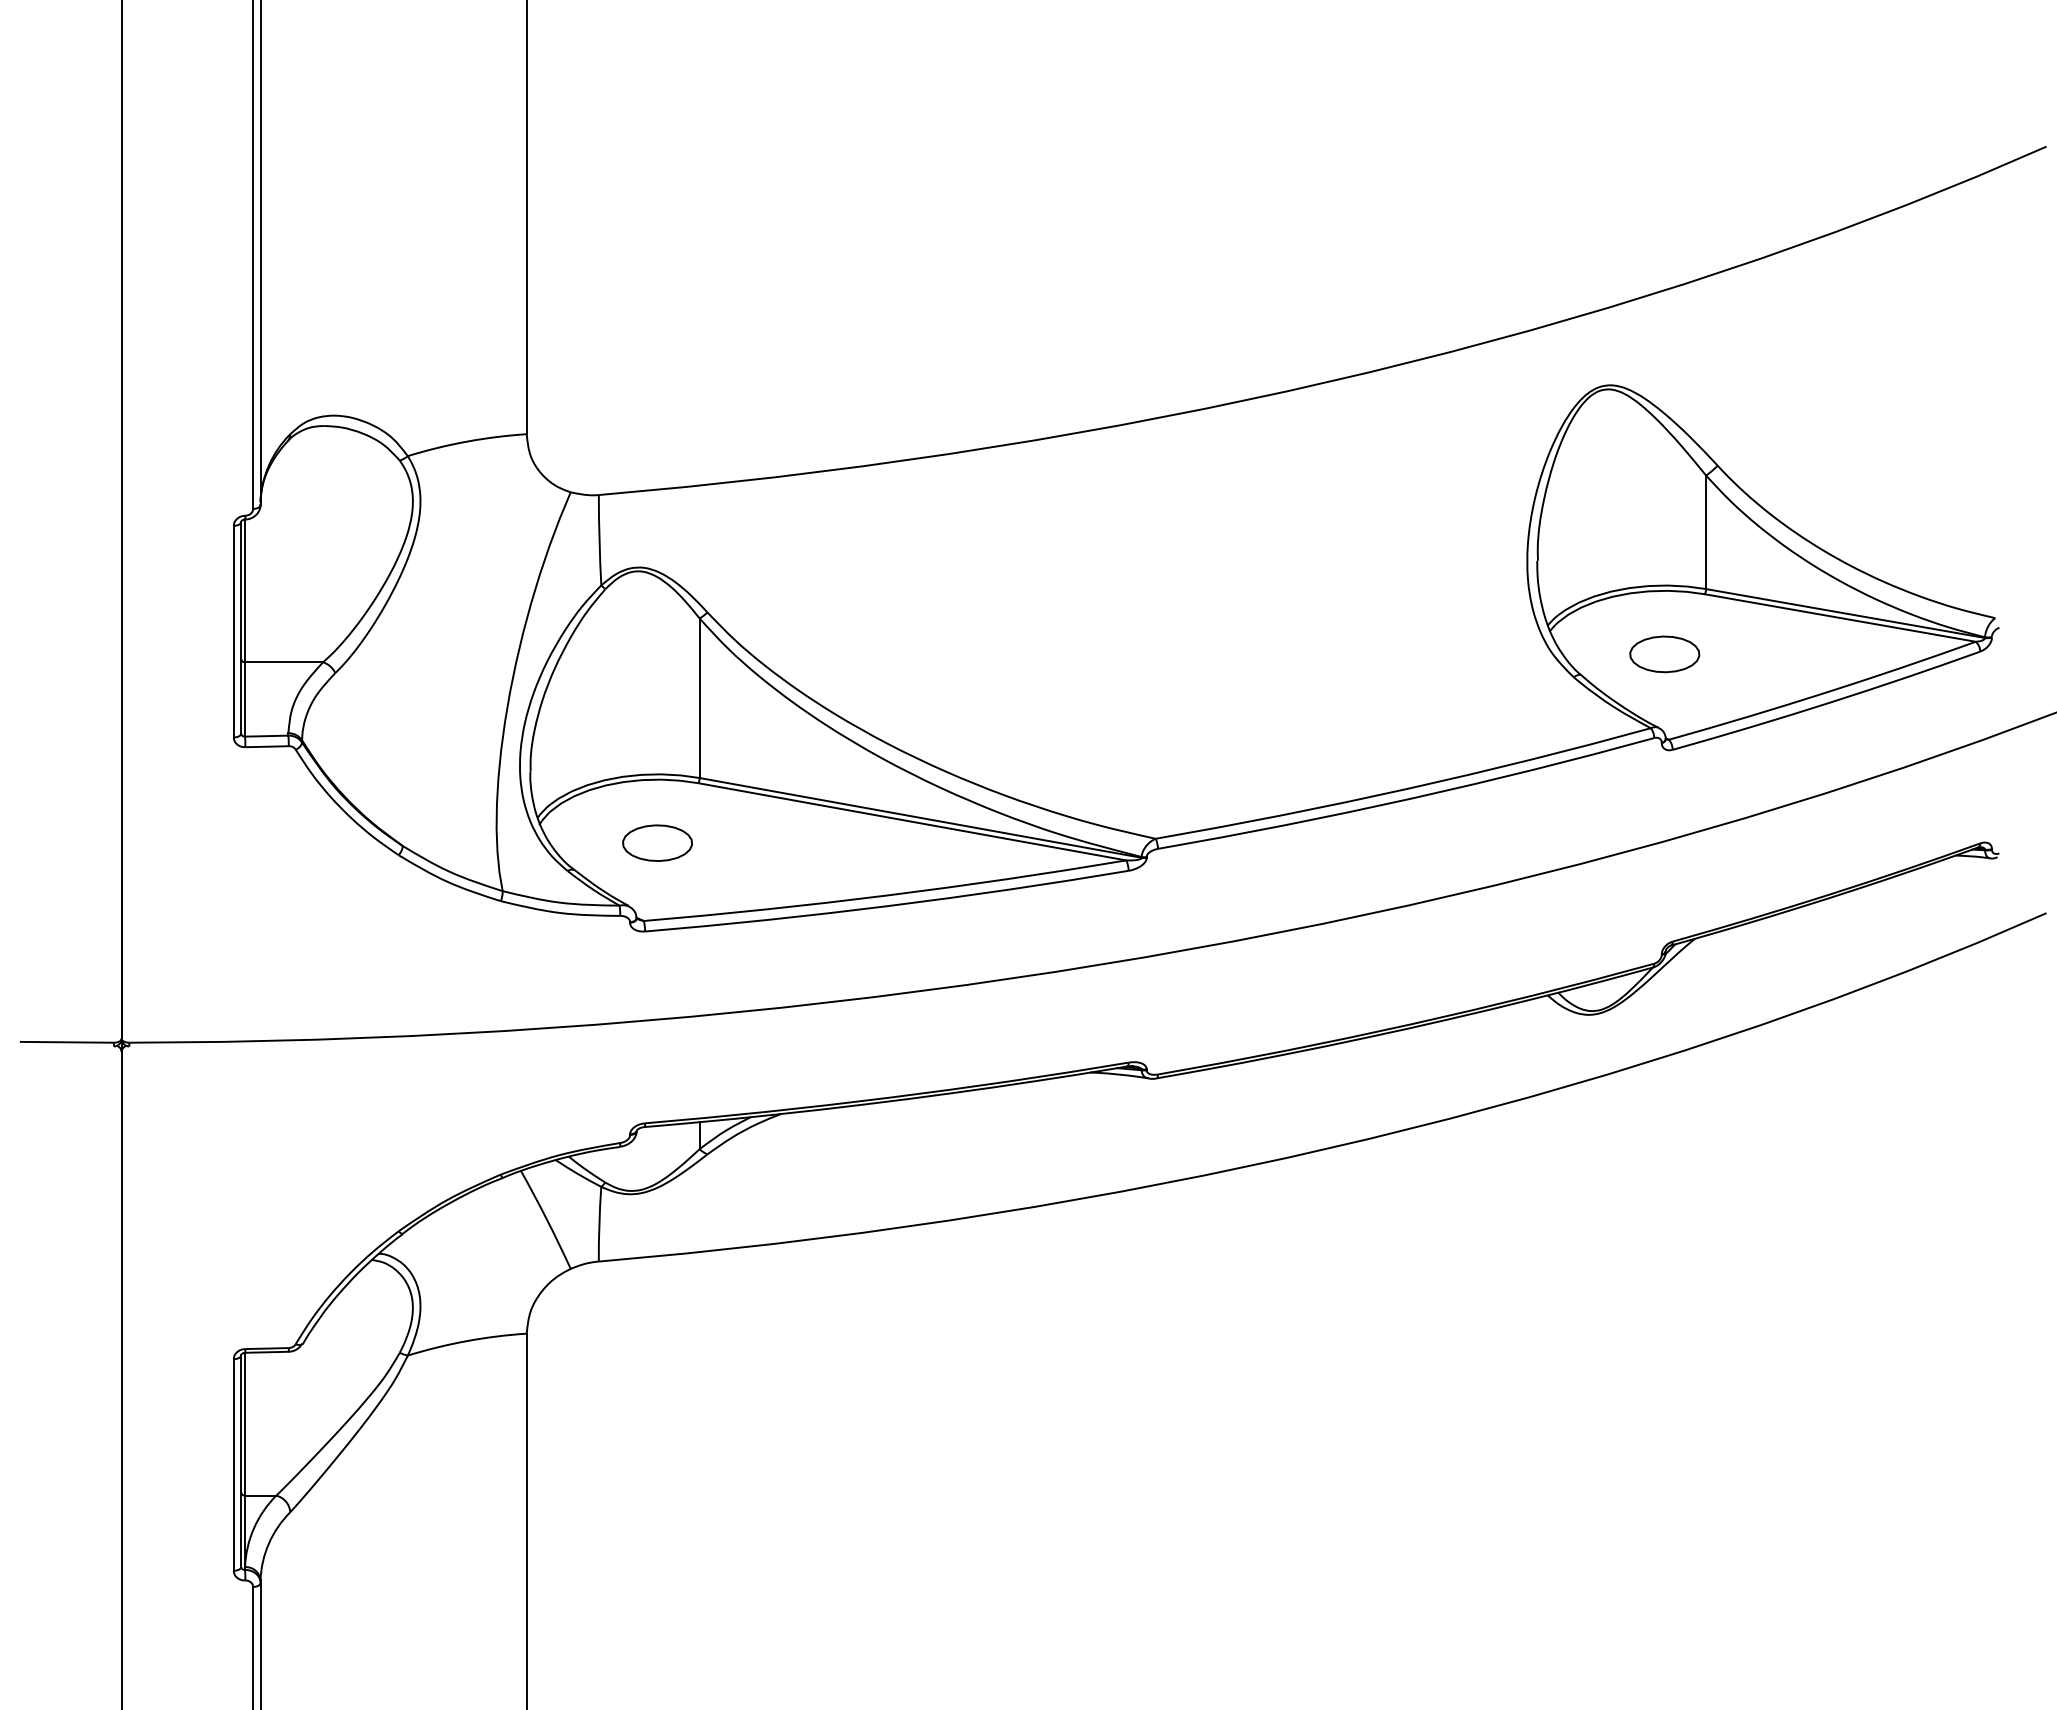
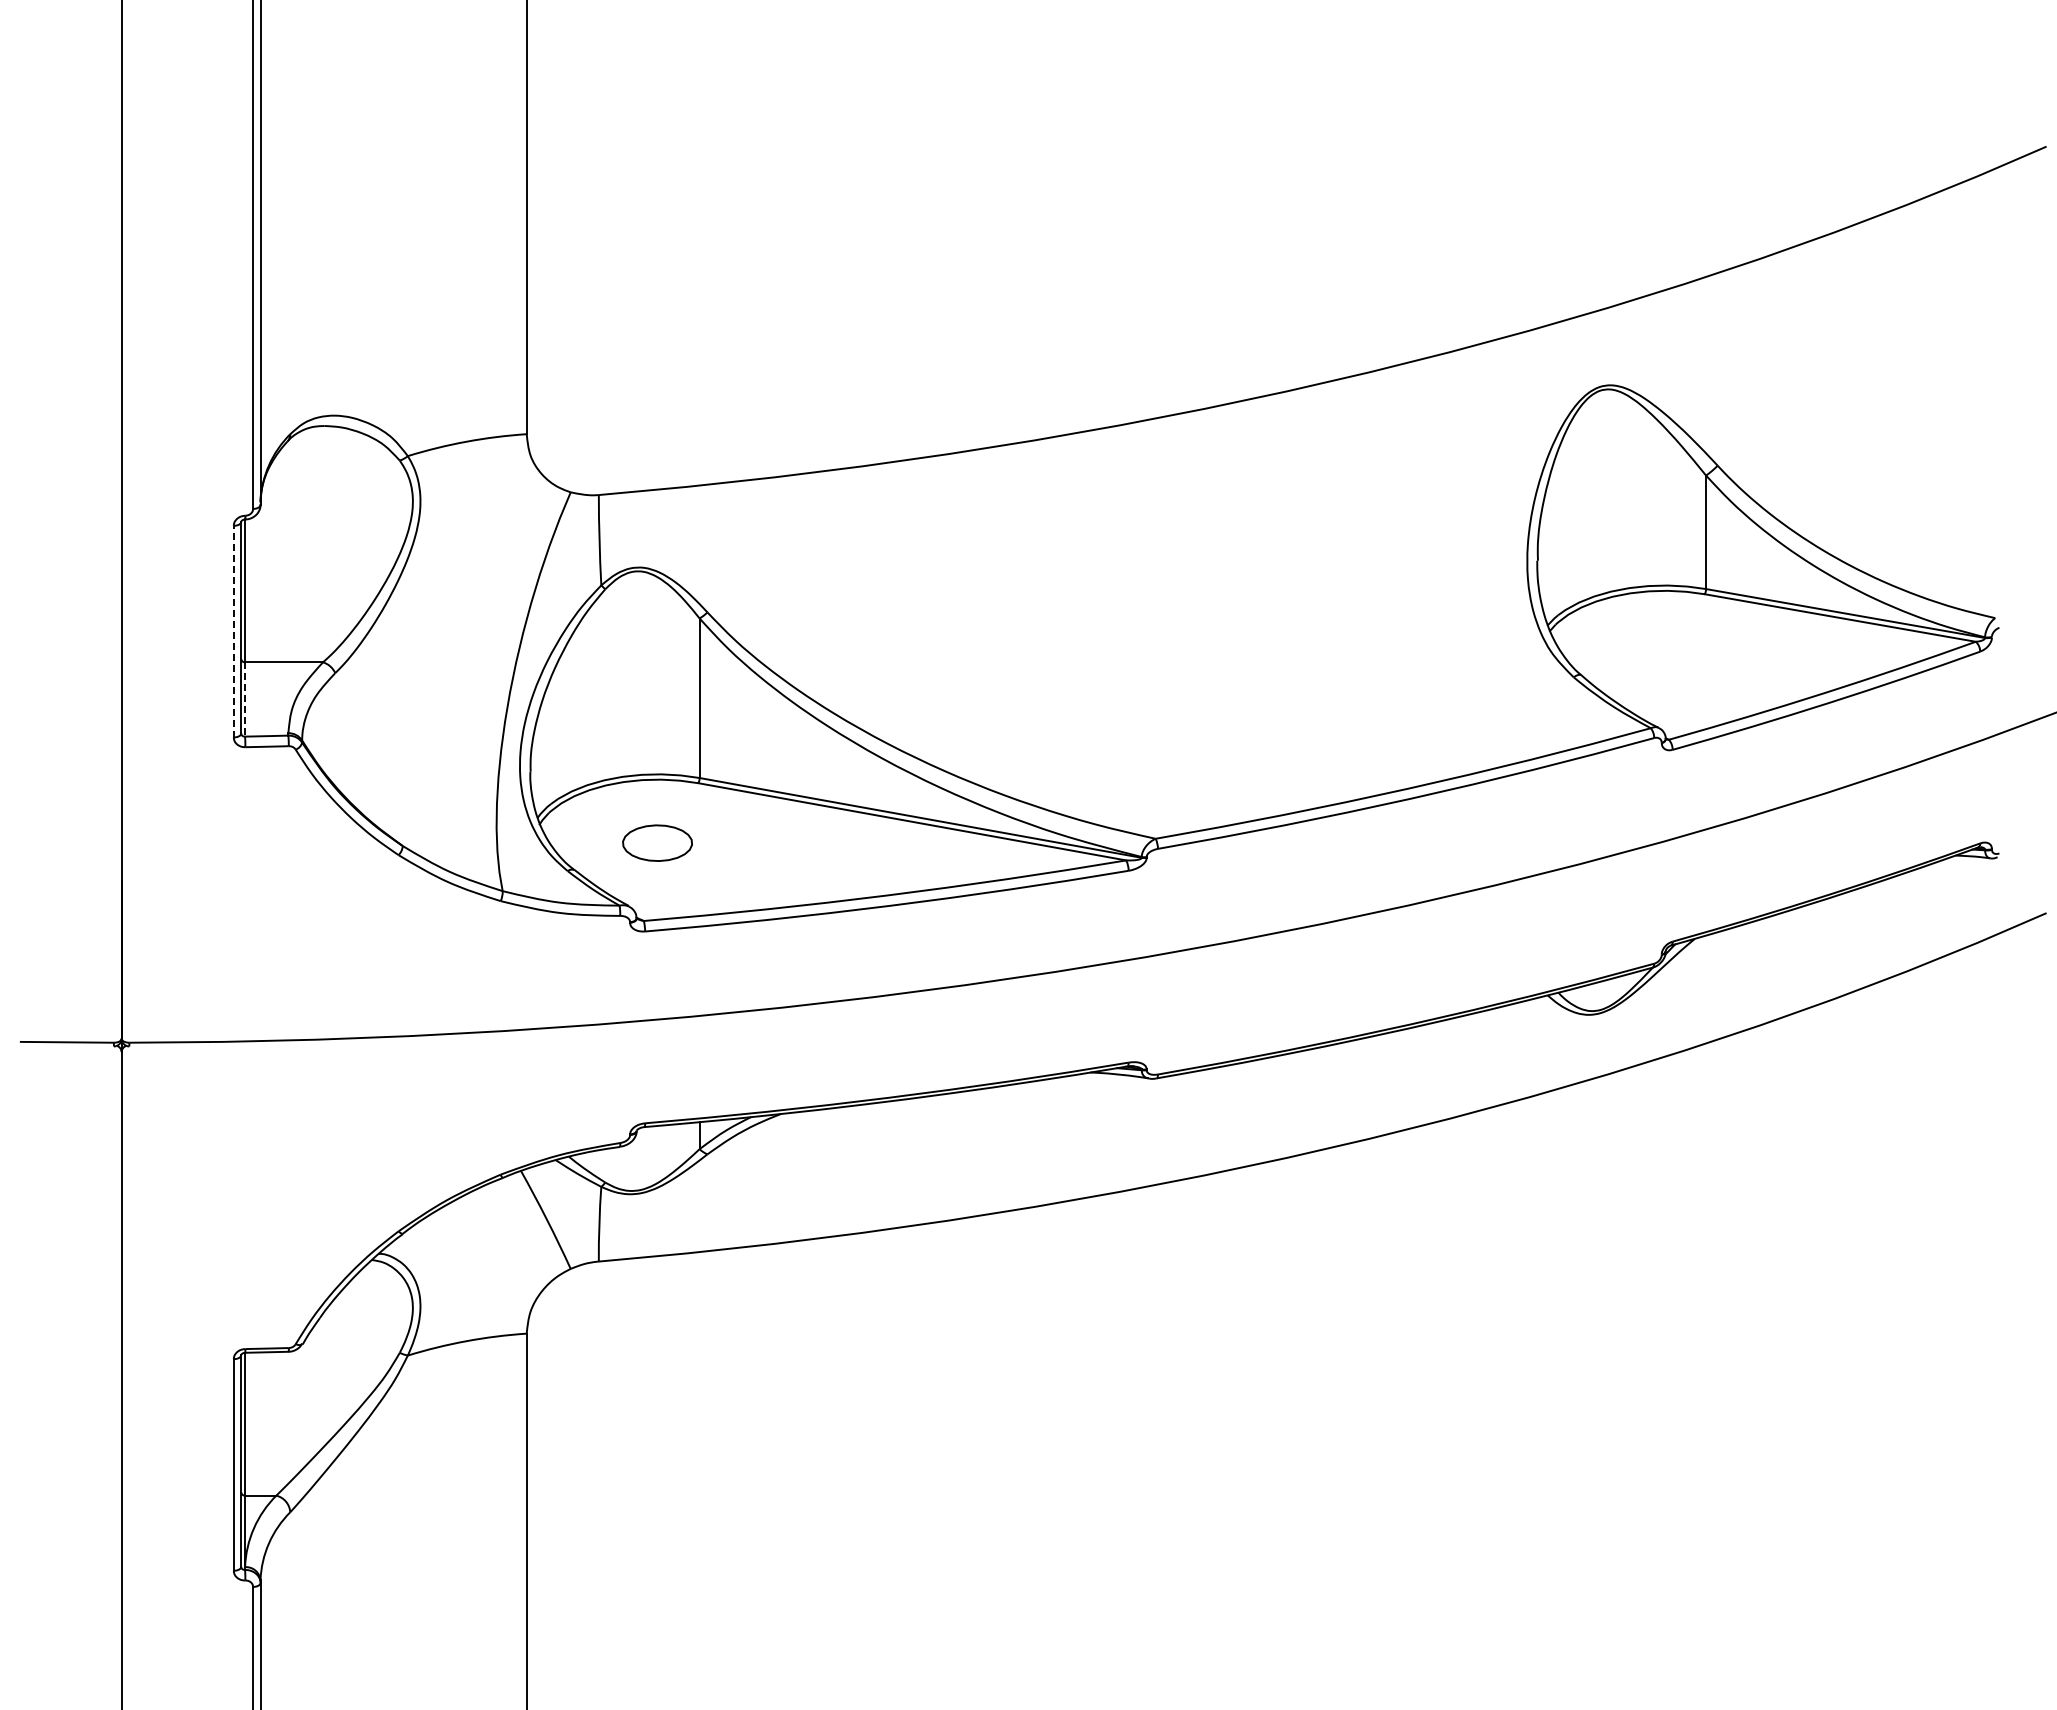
line: solid -> dashed (233, 631)
part: present -> none (1664, 654)
line: solid -> dashed (245, 699)
